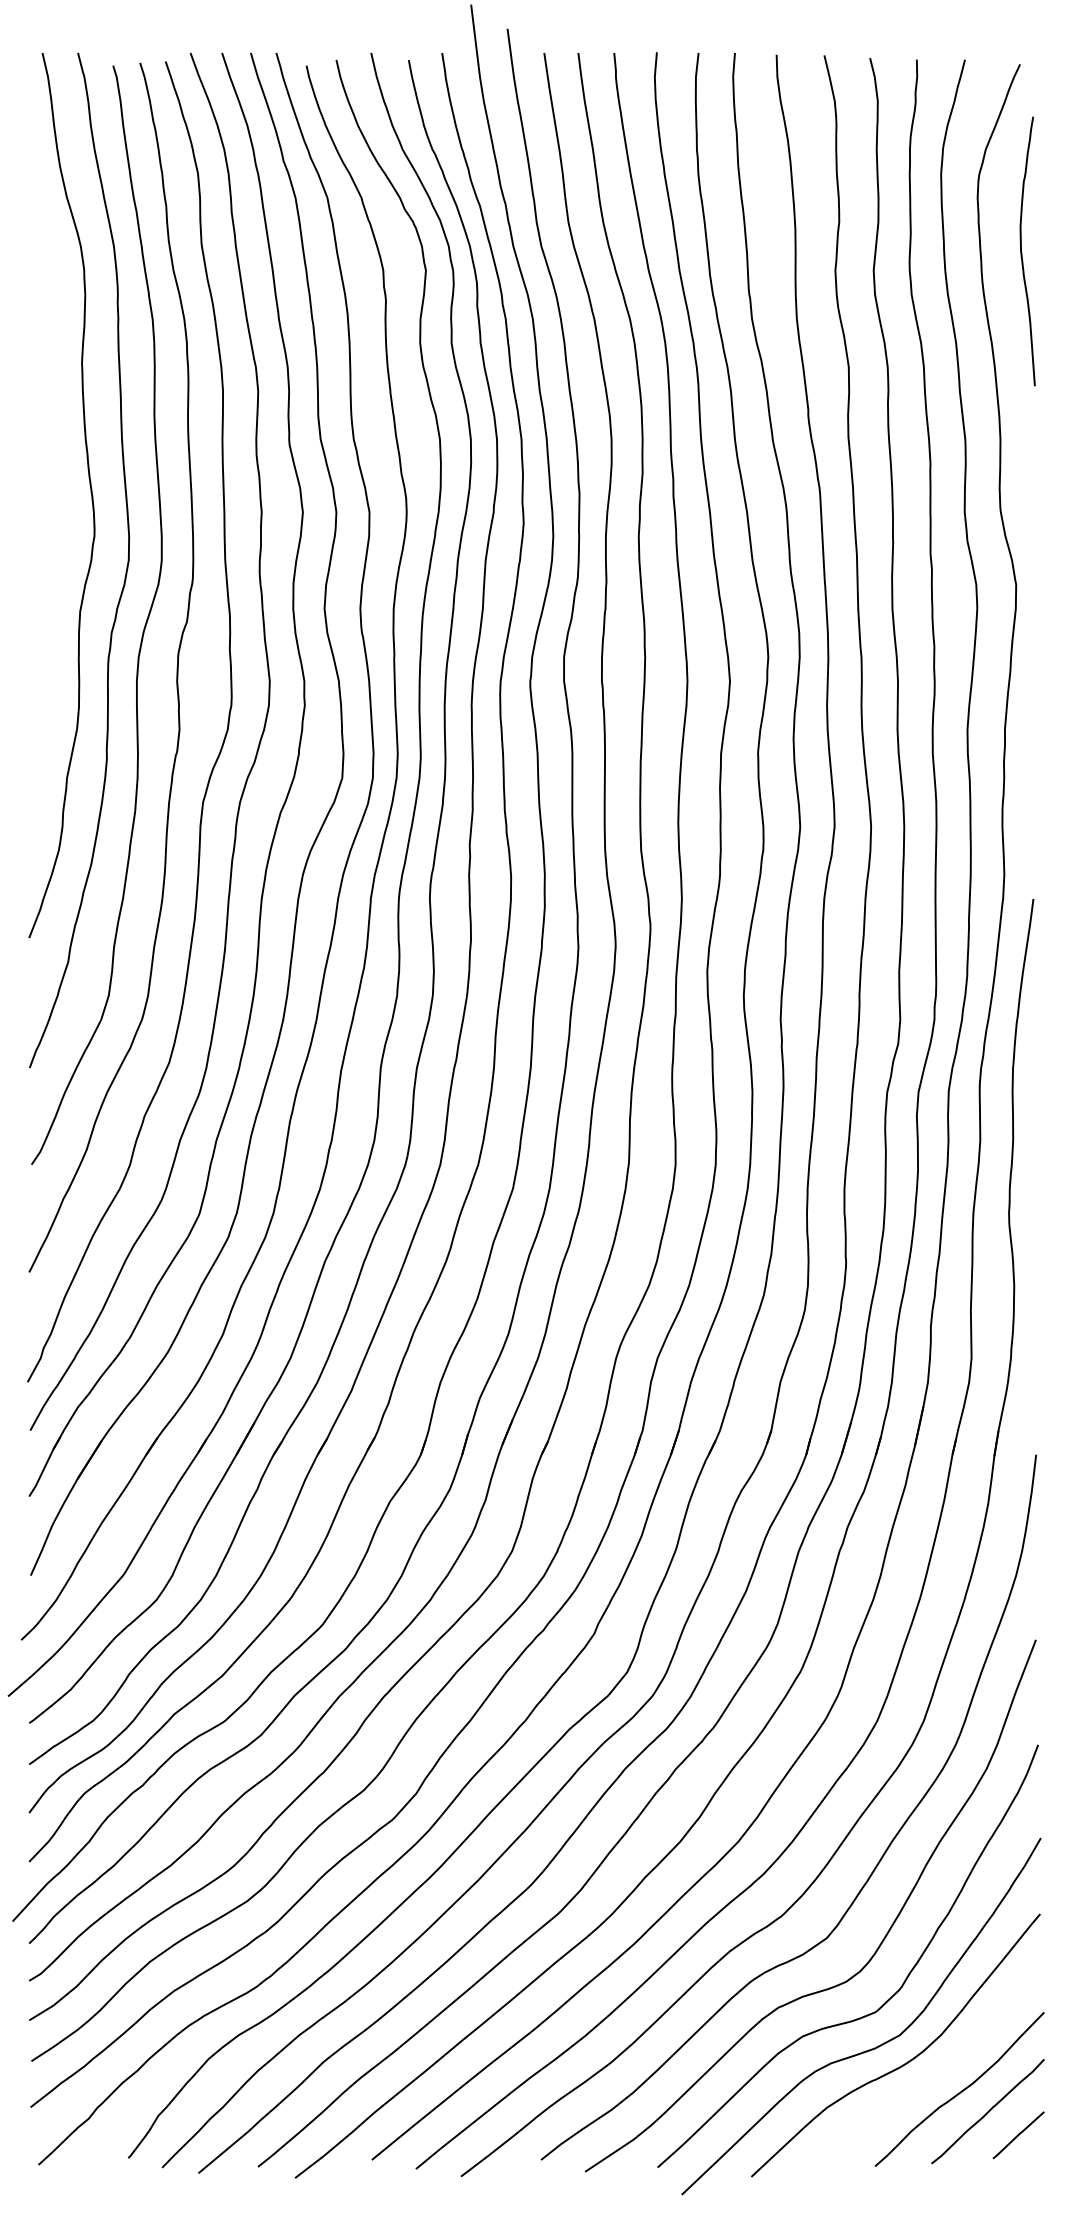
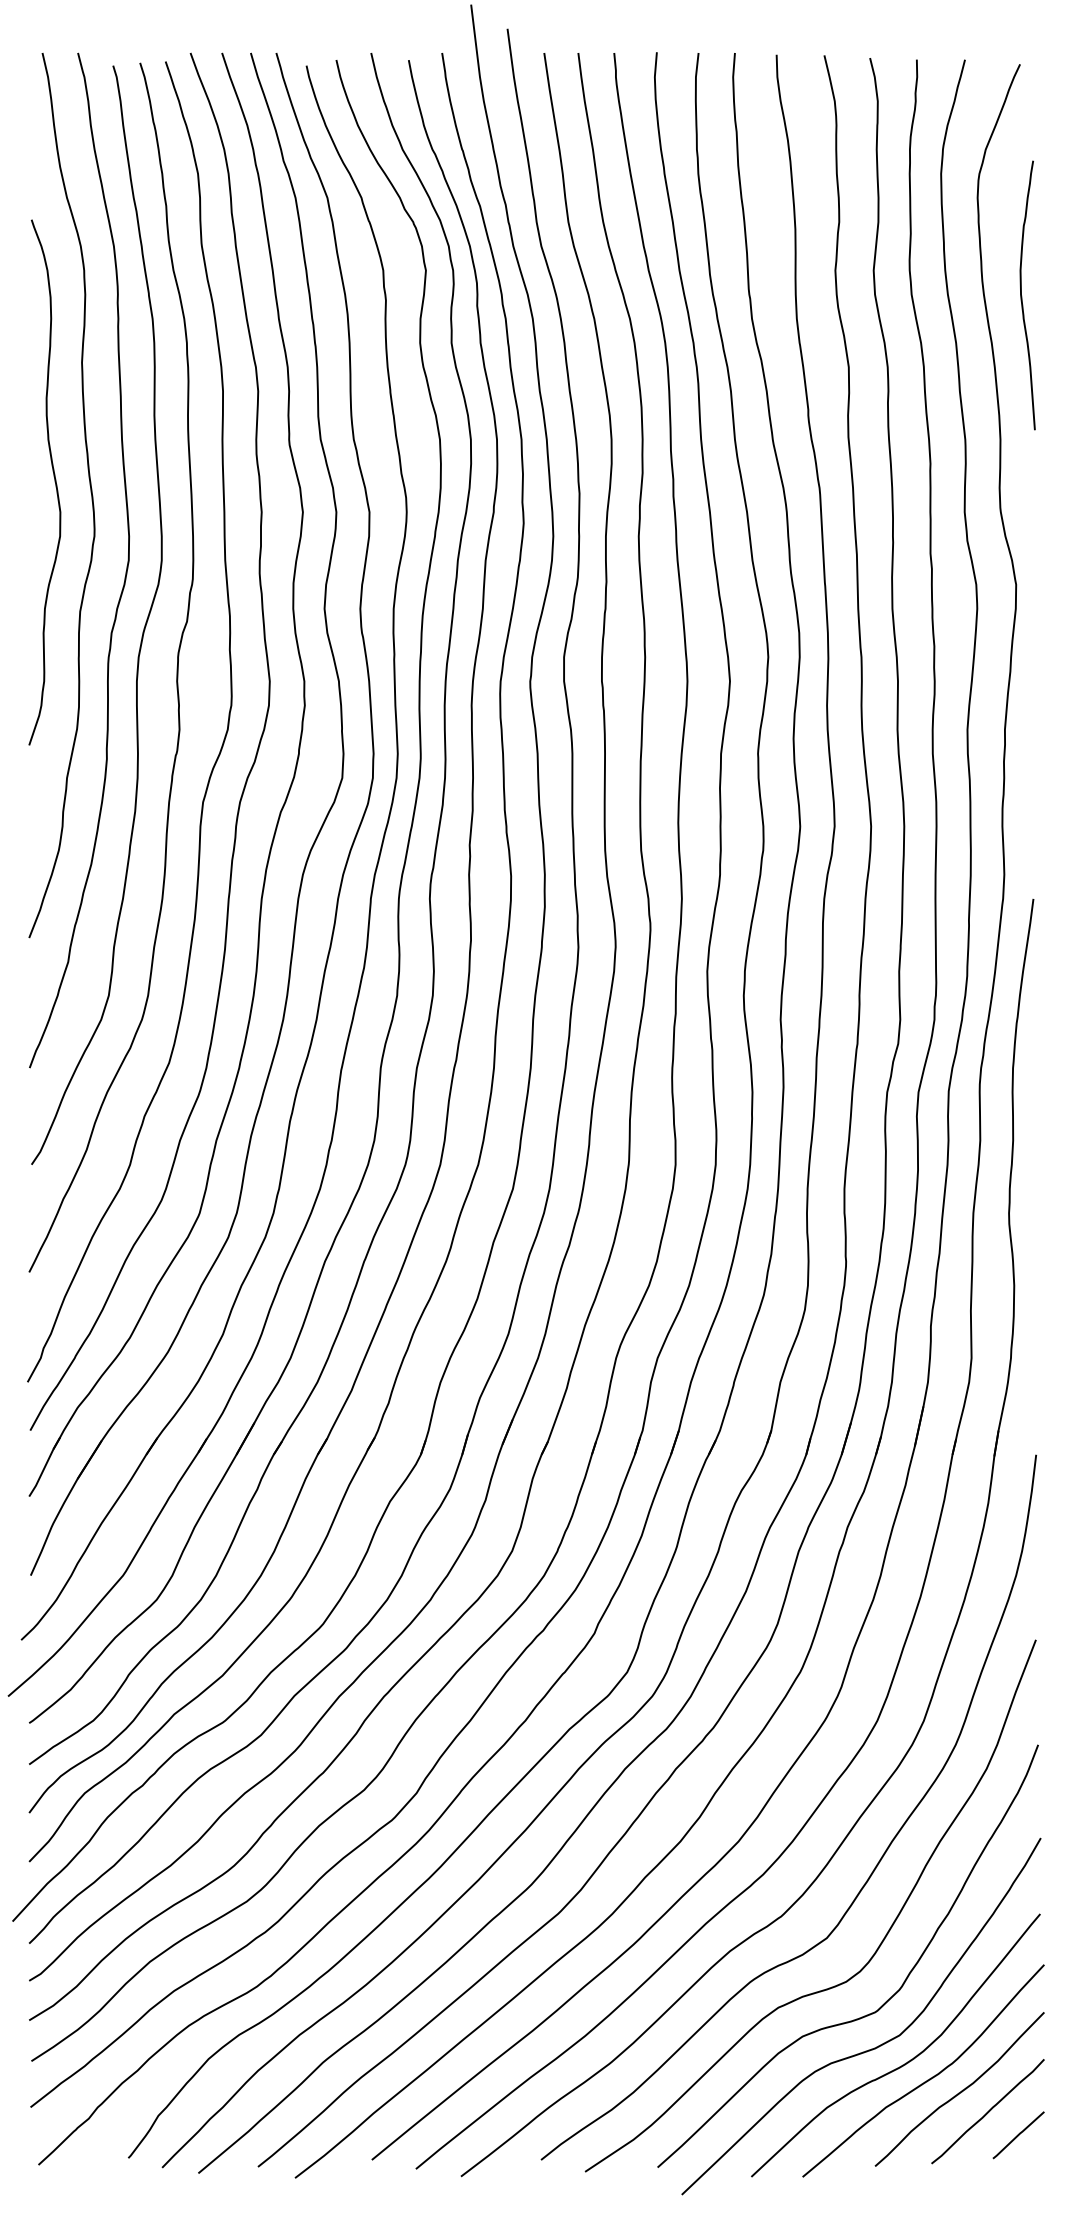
curve position: (1022, 252) -> (1022, 296) (1022, 296)
curve: none -> present (54, 482)
curve: none -> present (927, 2079)
